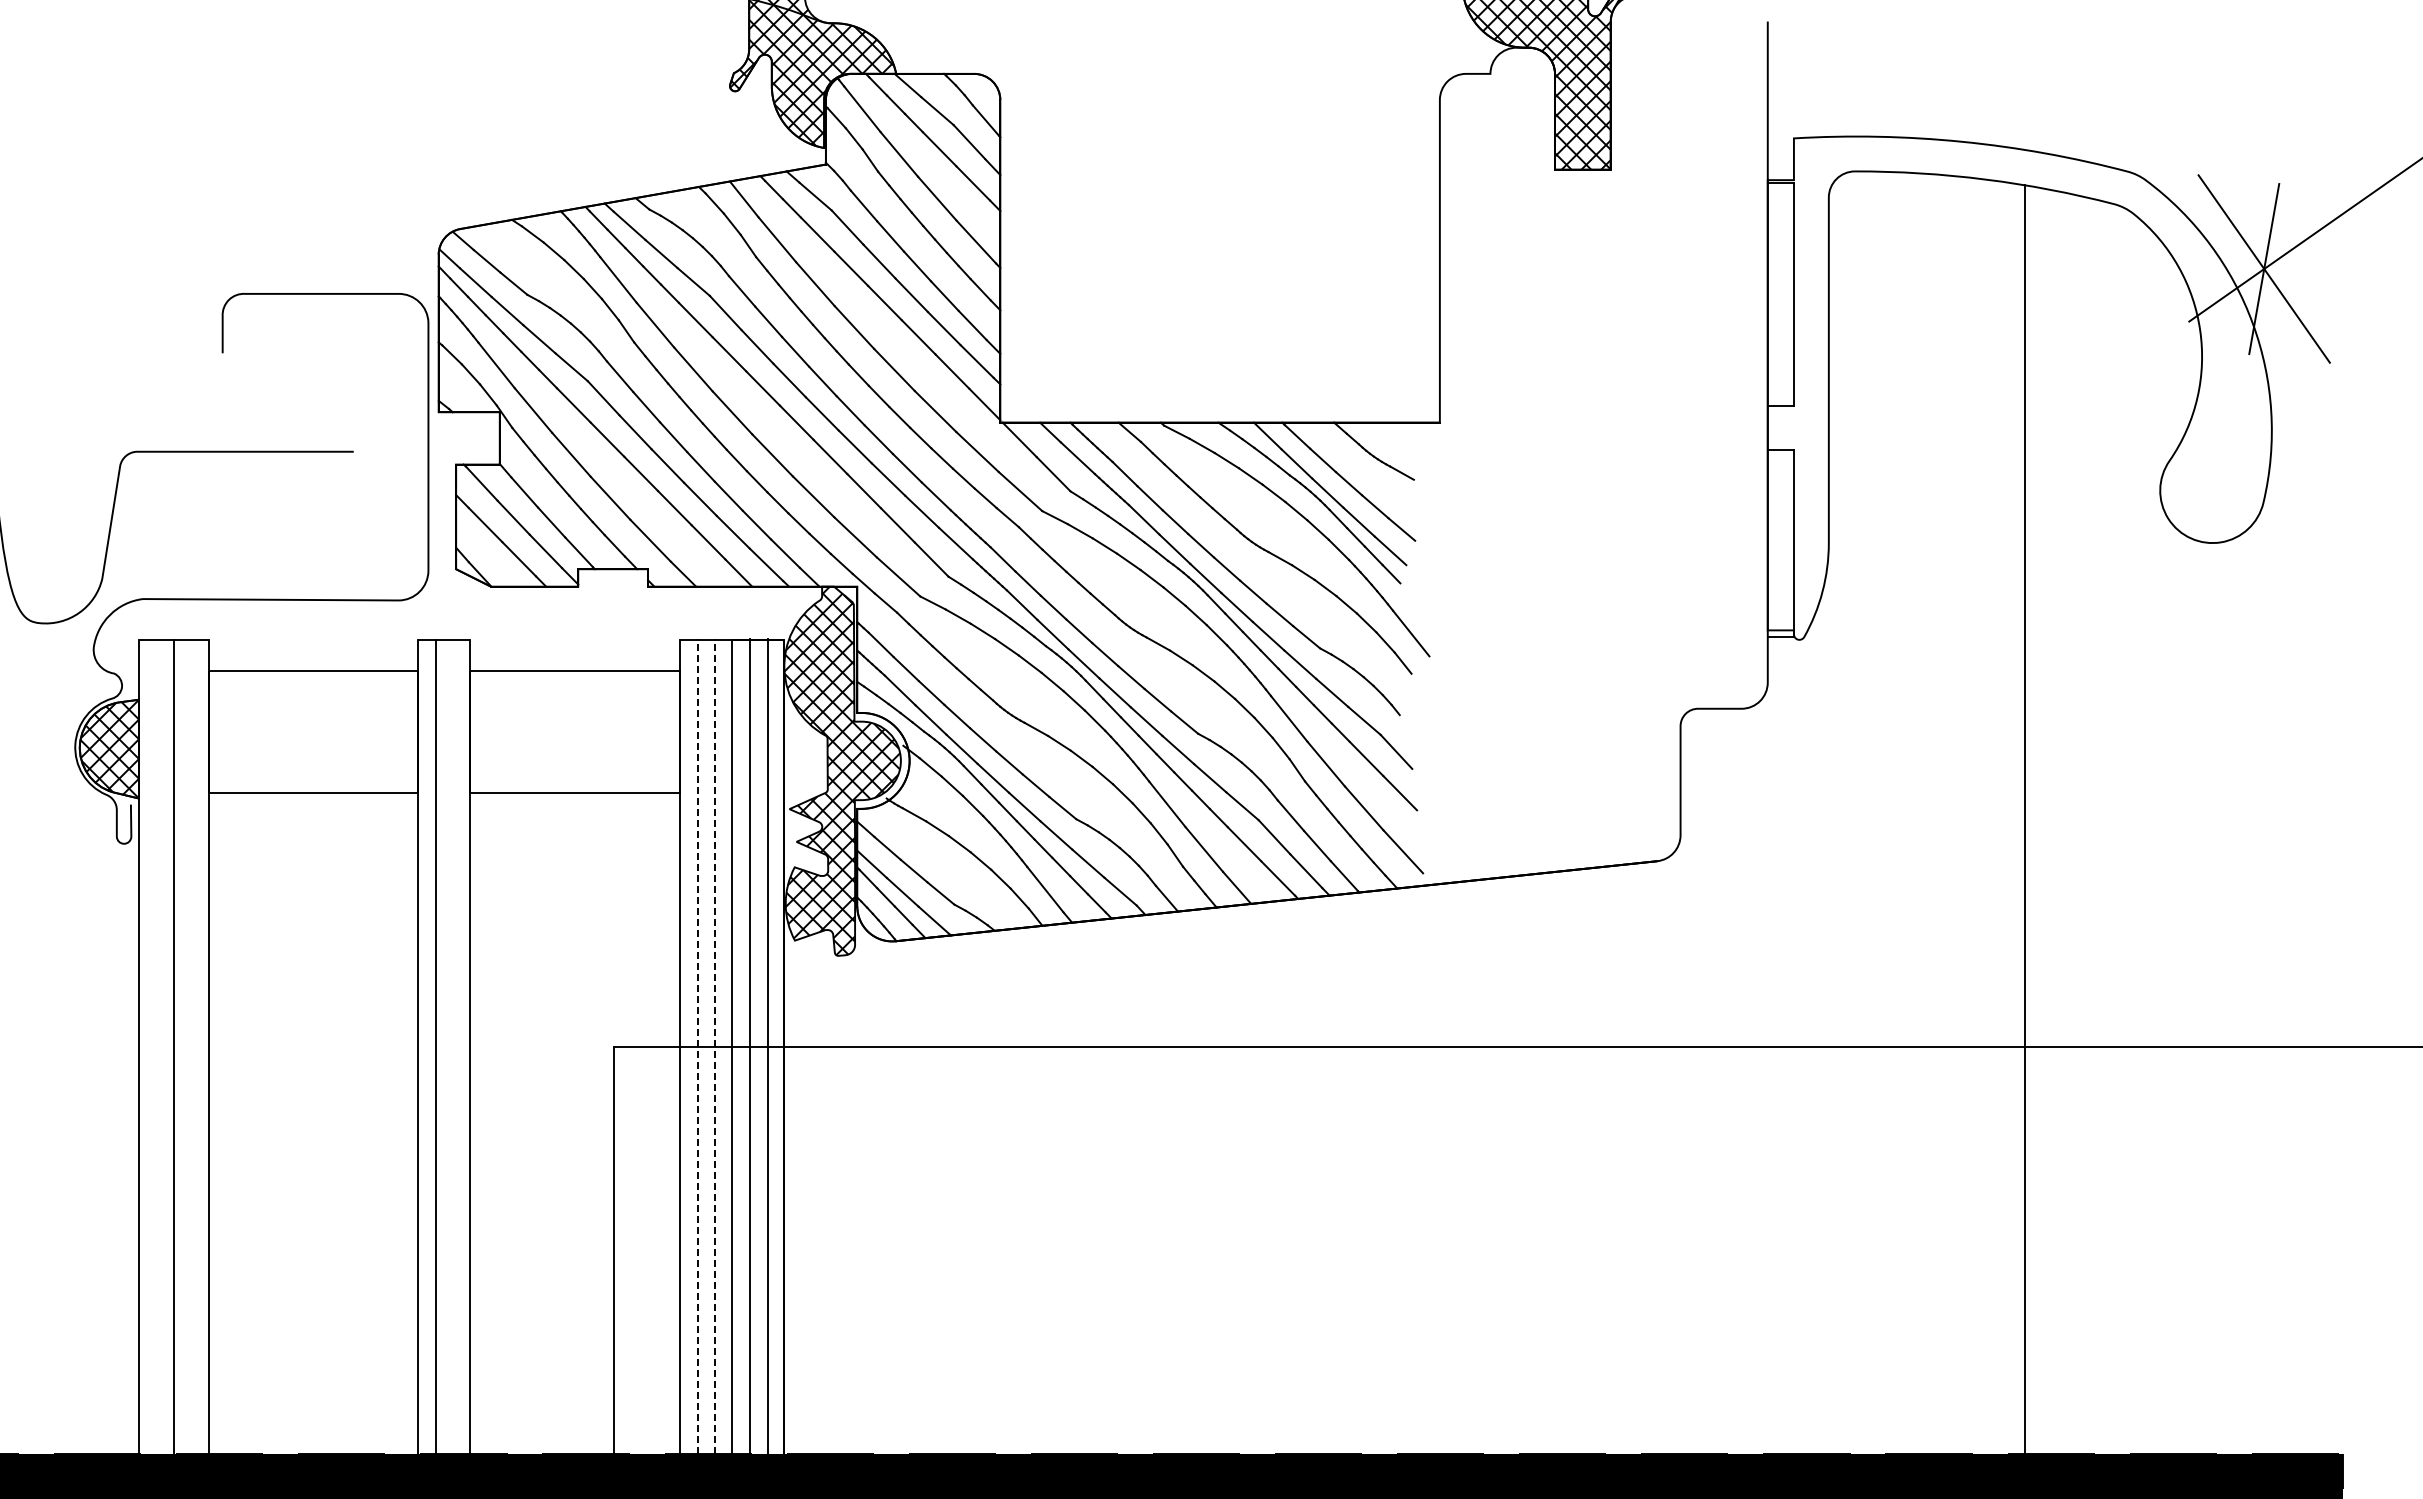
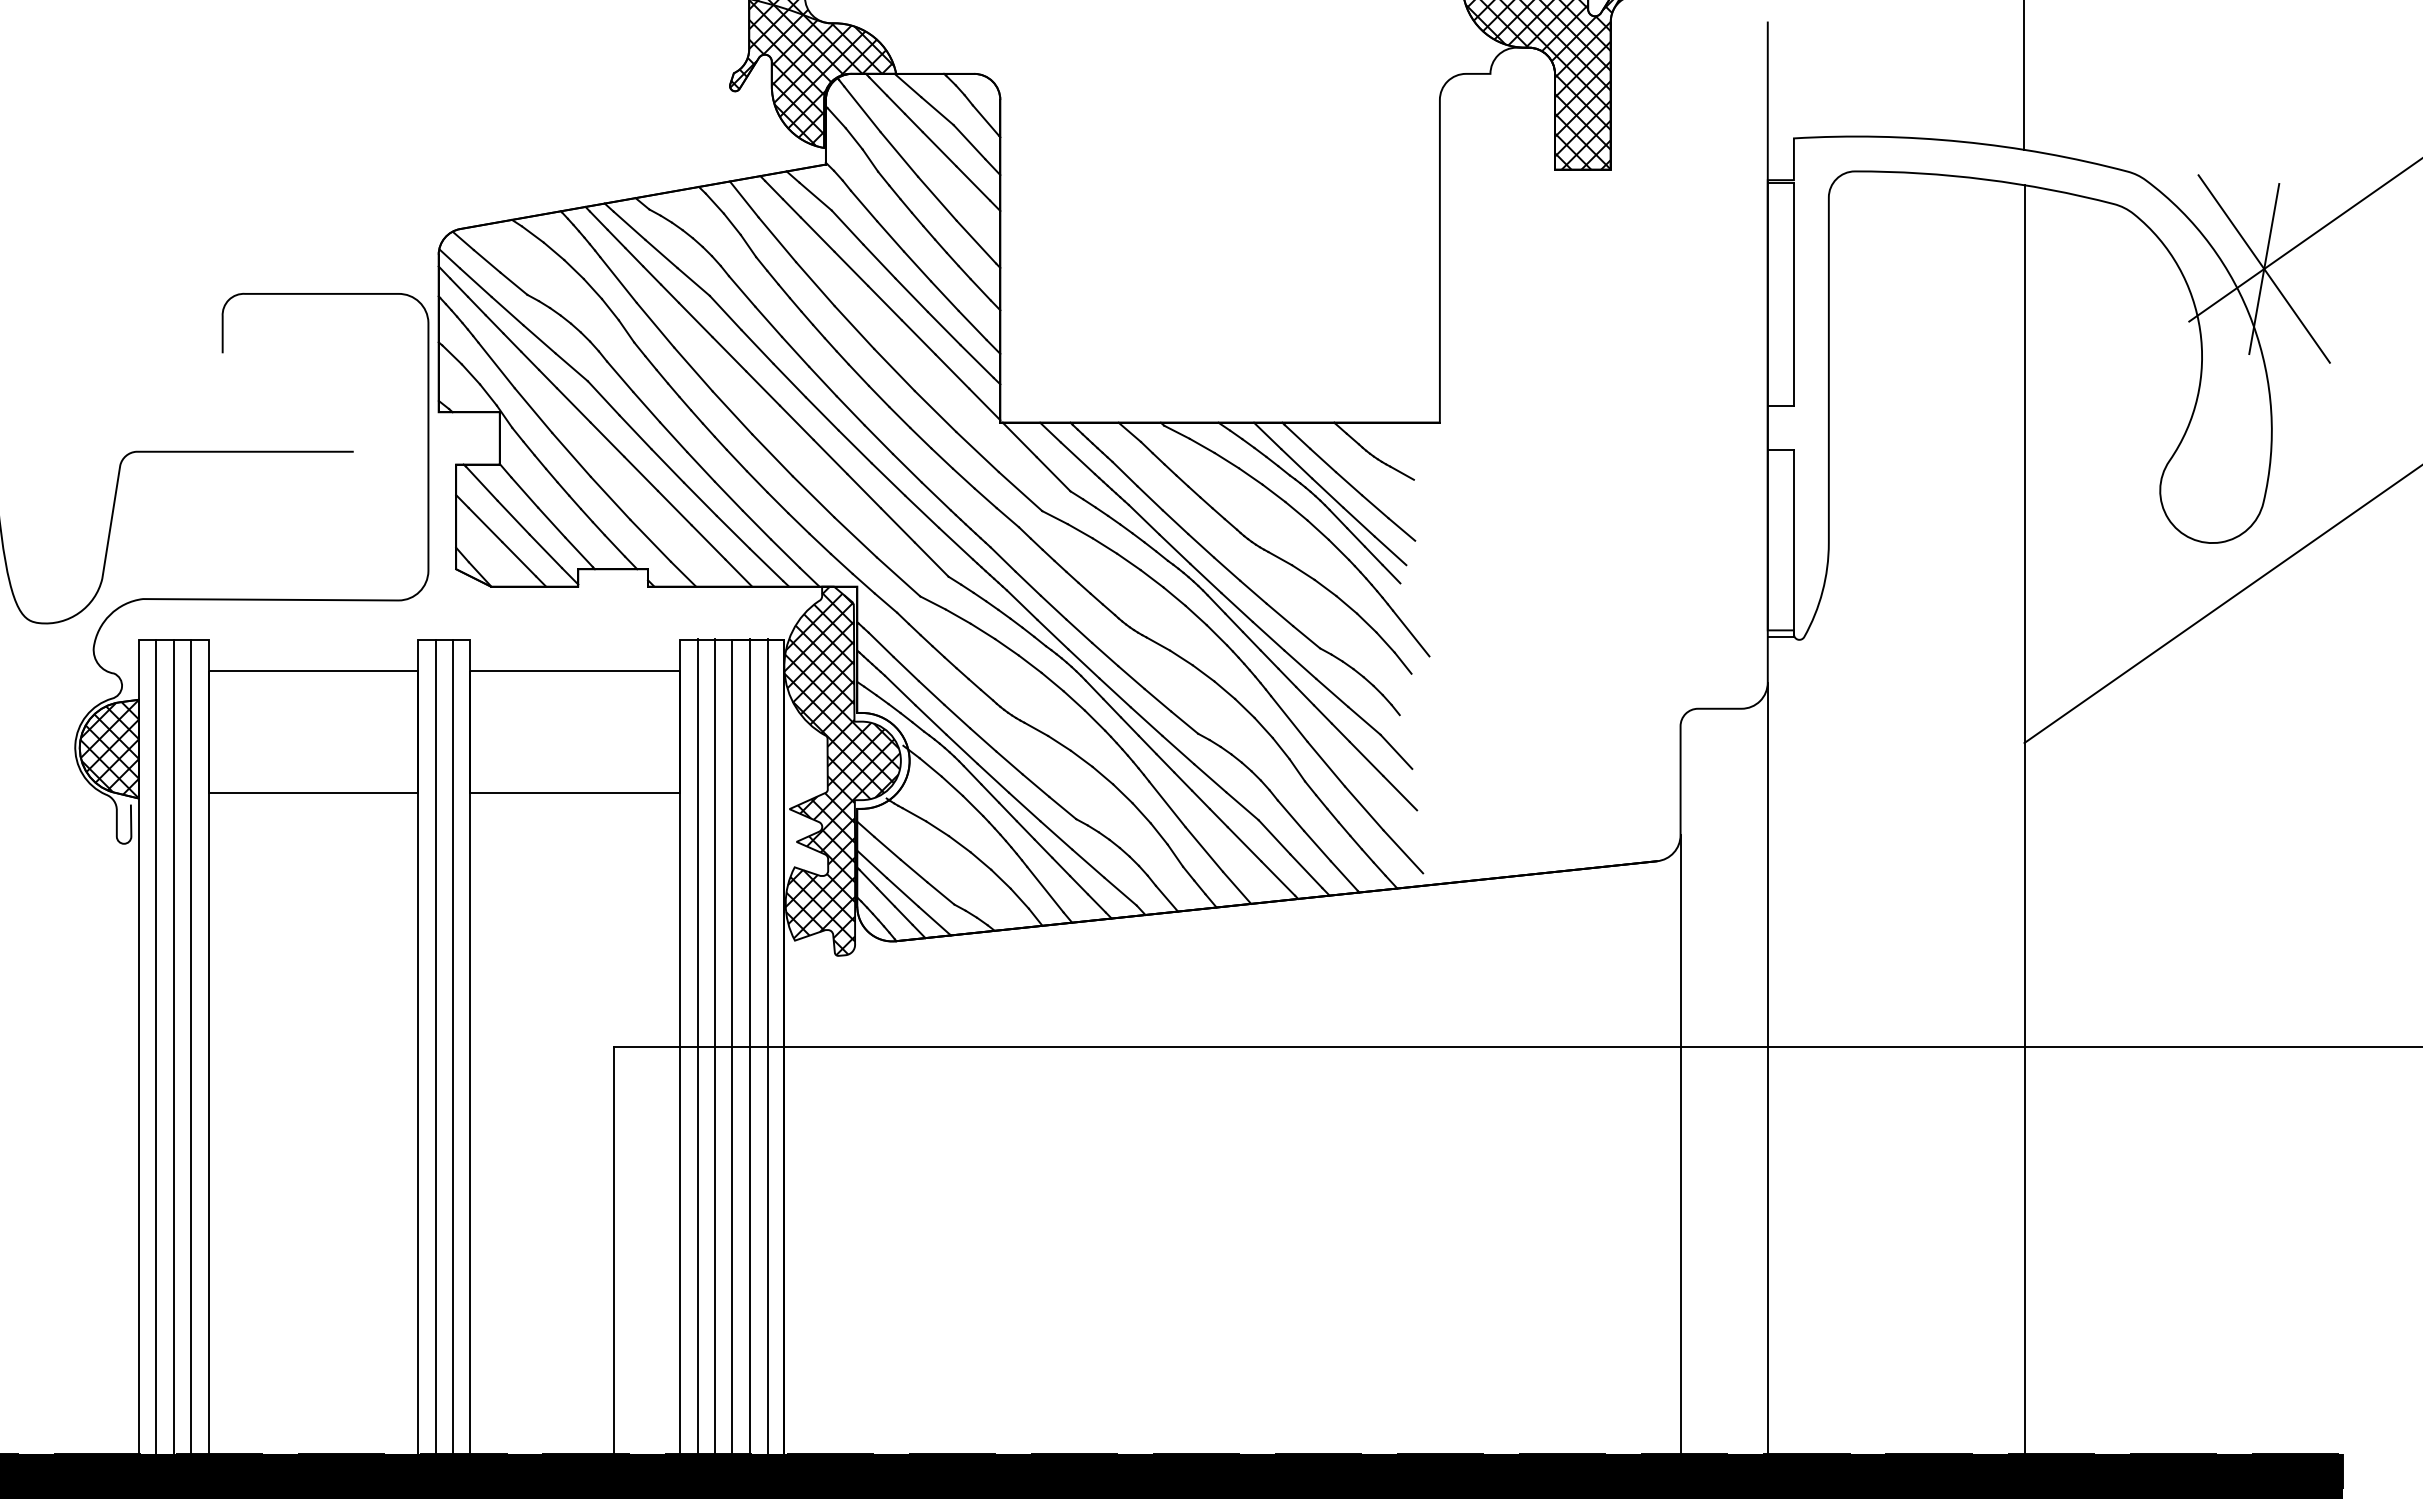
line: none -> present (2024, 75)
line: none -> present (2221, 604)
line: none -> present (156, 1046)
line: none -> present (191, 1046)
line: none -> present (452, 1046)
line: dashed -> solid (697, 1046)
line: dashed -> solid (715, 1046)
line: none -> present (1768, 1068)
line: none -> present (1680, 1144)
